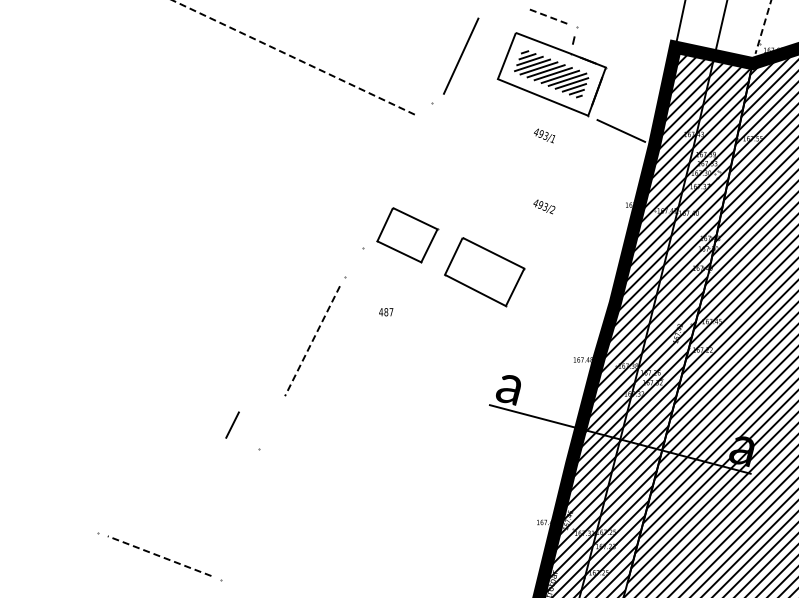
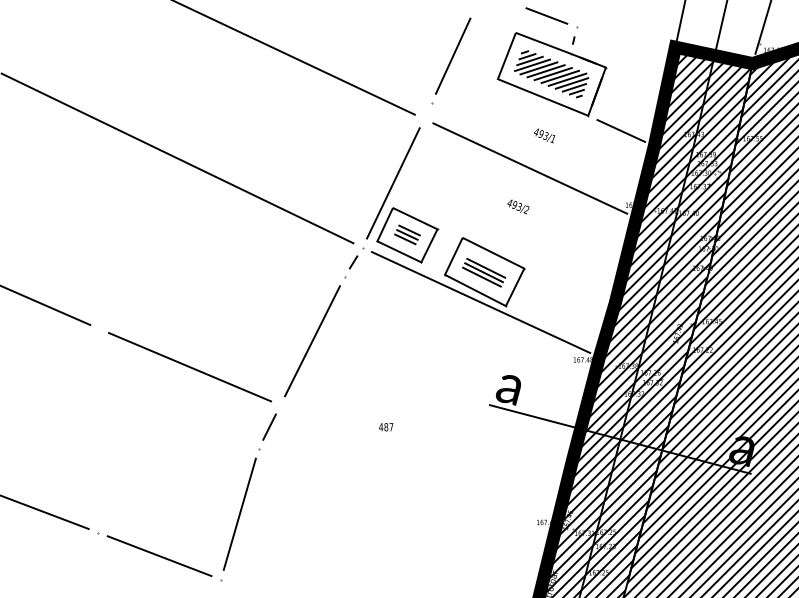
line: dashed -> solid (546, 16)
line: dashed -> solid (763, 27)
line position: (461, 55) -> (453, 55) (453, 55)
line: dashed -> solid (293, 57)
line: none -> present (177, 158)
line: none -> present (530, 168)
line: none -> present (393, 183)
text position: (544, 206) -> (518, 206) (518, 206)
hatch: none -> present (407, 234)
line: none -> present (353, 262)
hatch: none -> present (483, 272)
line: none -> present (480, 302)
line: none -> present (46, 305)
text position: (386, 312) -> (386, 427) (386, 427)
line: dashed -> solid (312, 341)
line: none -> present (189, 367)
line position: (232, 424) -> (269, 426) (269, 426)
line: none -> present (45, 512)
line: none -> present (239, 513)
line: dashed -> solid (159, 555)
